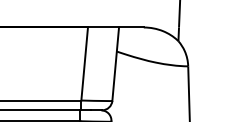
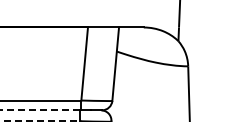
line: solid -> dashed (40, 110)
line: solid -> dashed (40, 121)
